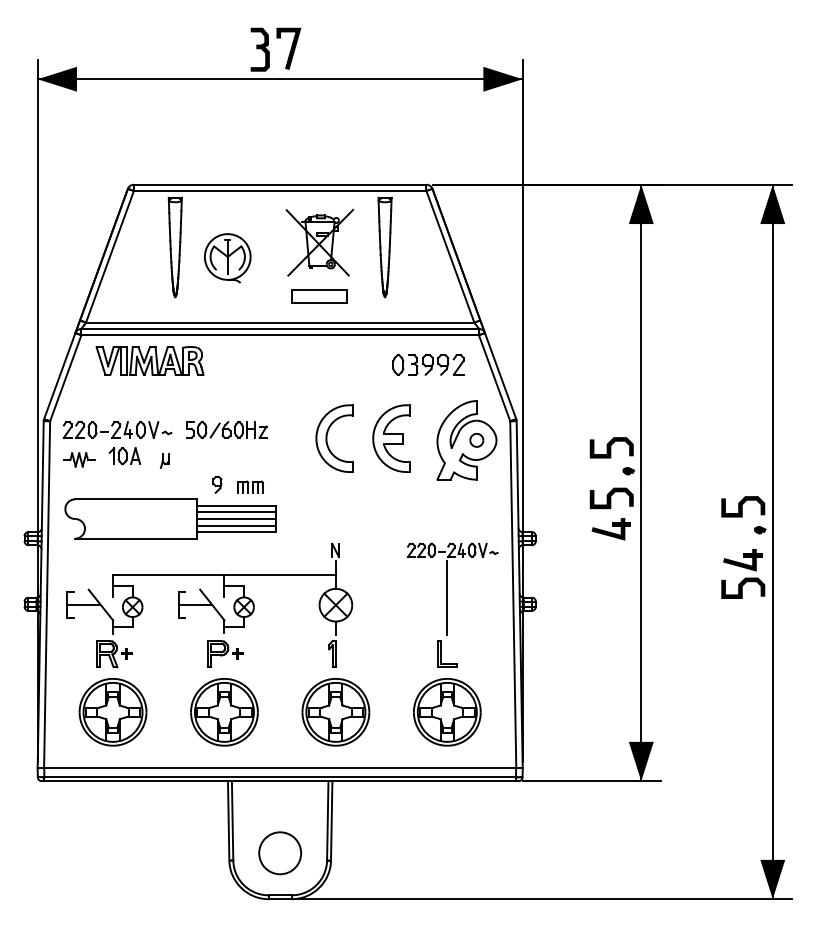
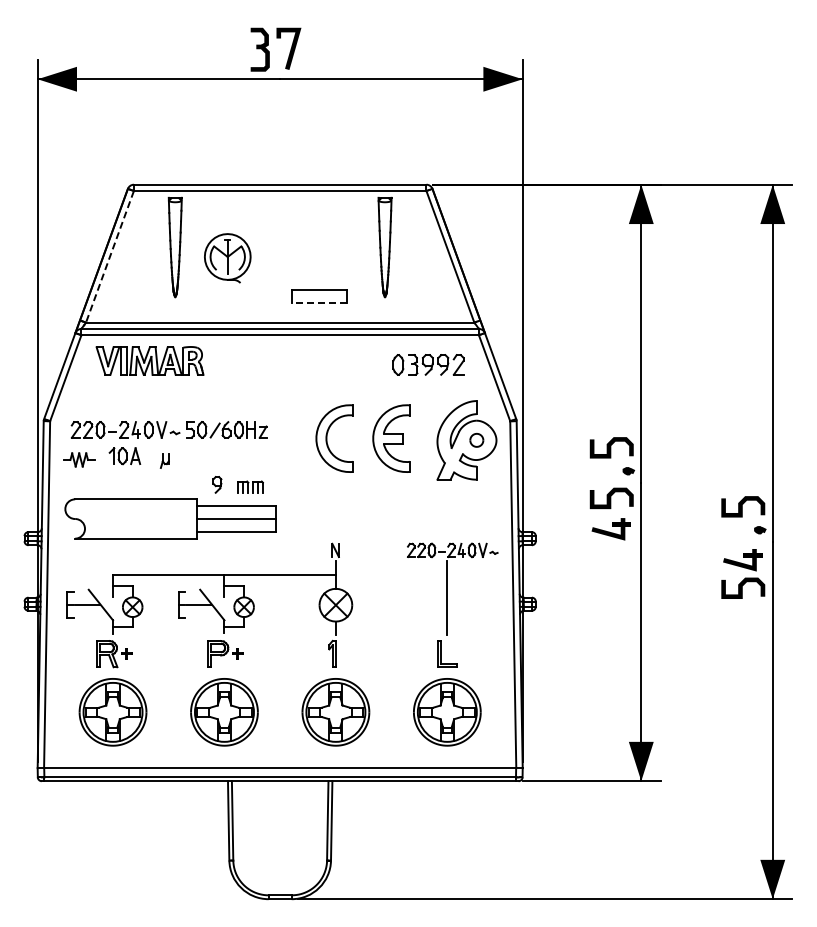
part: present -> none (319, 242)
line: solid -> dashed (109, 257)
line: solid -> dashed (319, 302)
part position: (117, 429) -> (125, 429) (125, 429)
line: present -> none (236, 512)
line: present -> none (236, 525)
circle: present -> none (279, 853)
